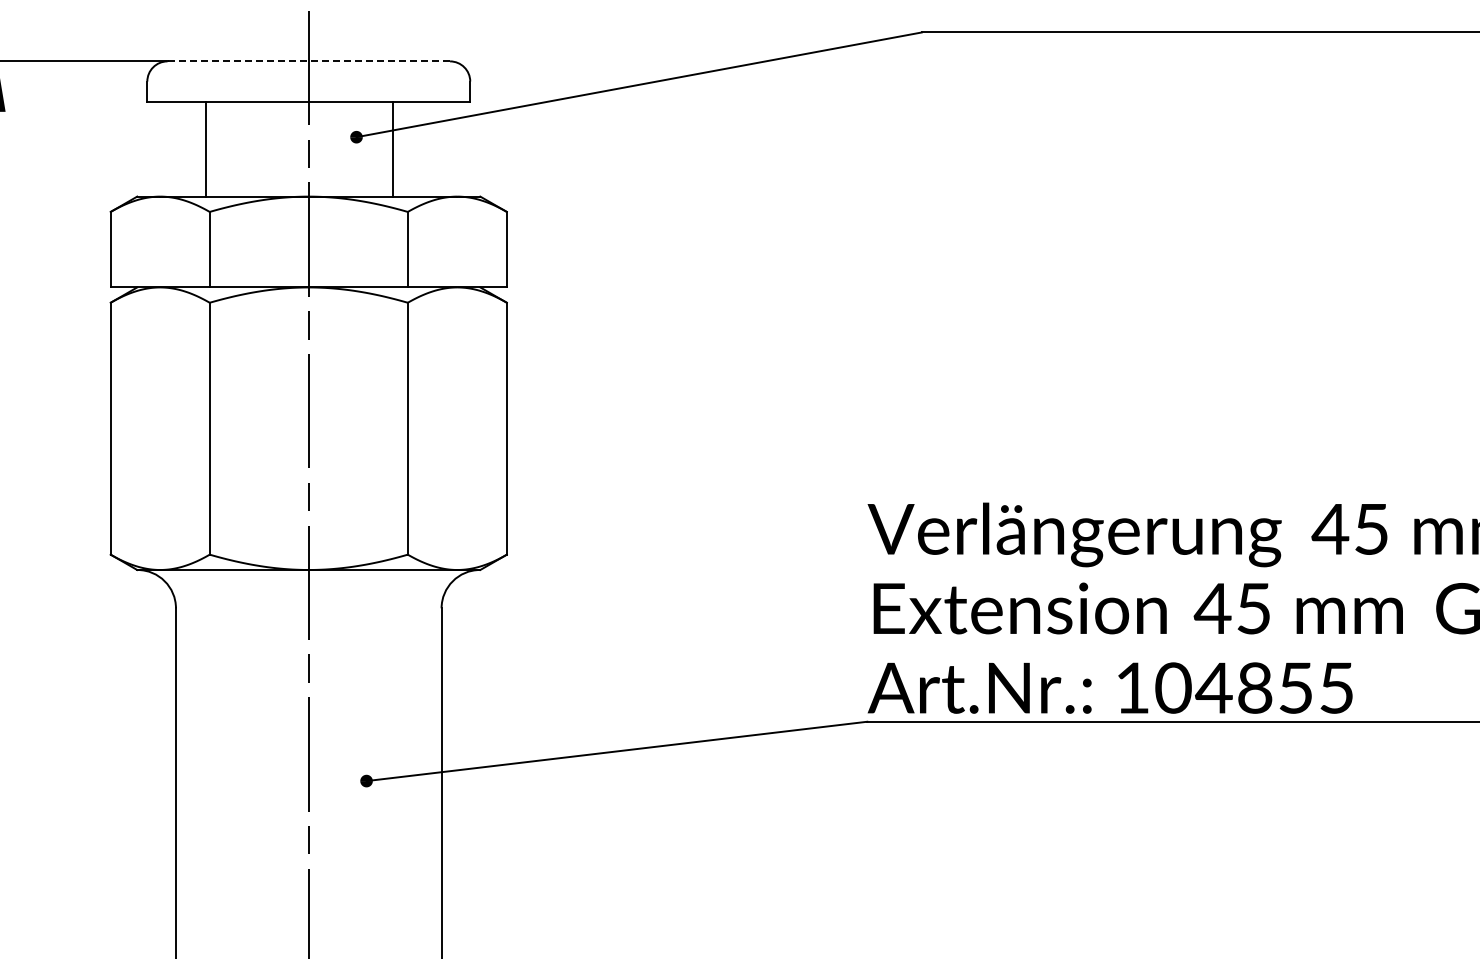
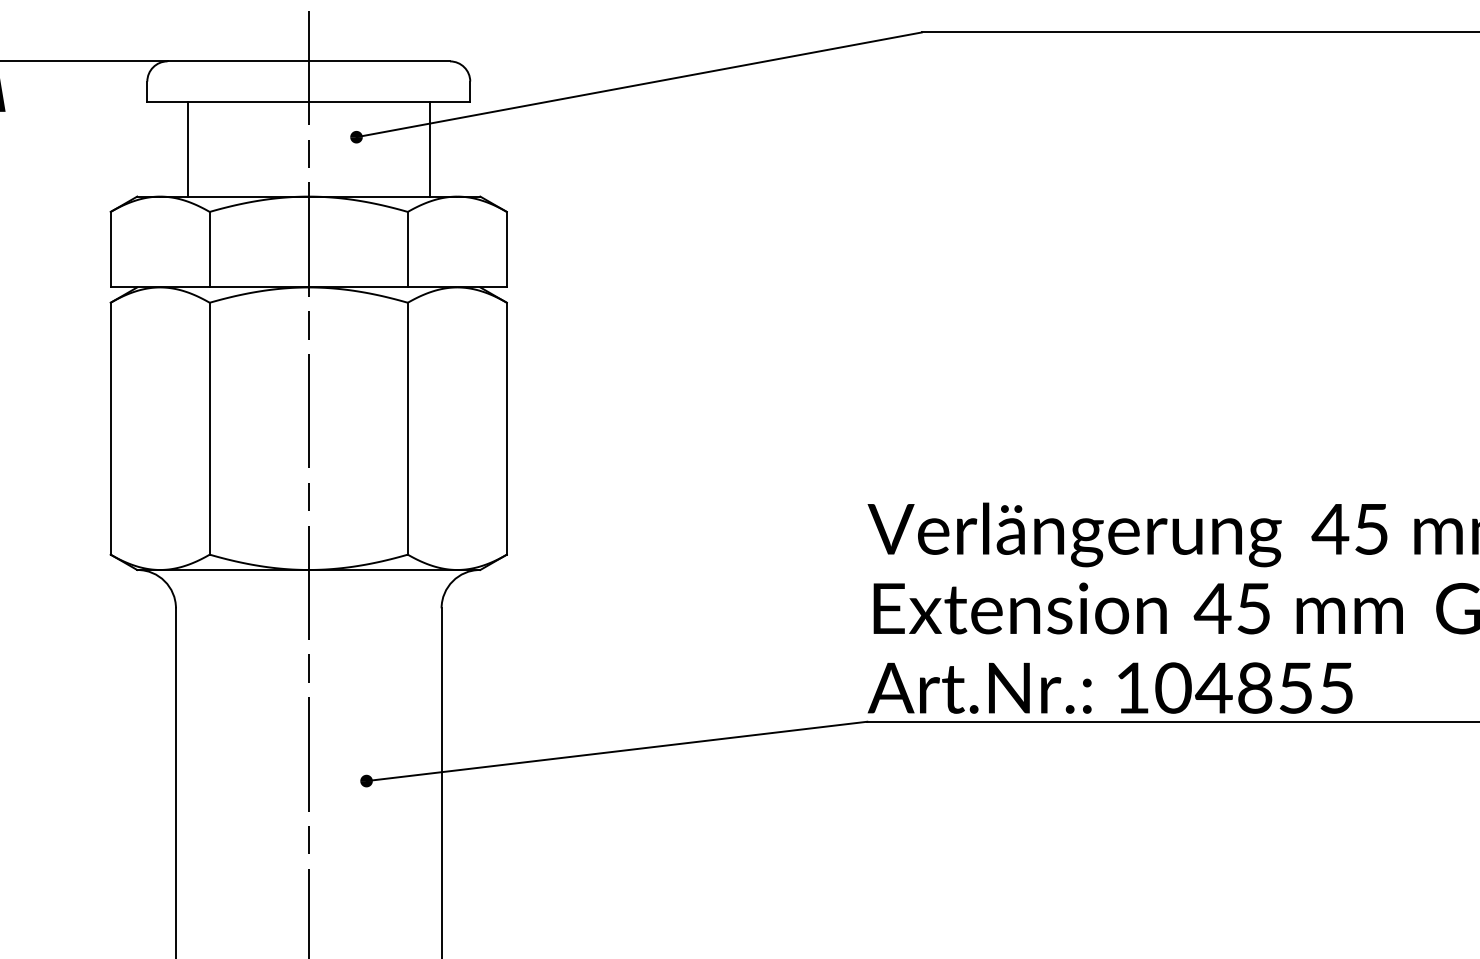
line: dashed -> solid (308, 61)
line position: (205, 148) -> (187, 148) (187, 148)
line position: (392, 148) -> (429, 148) (429, 148)
